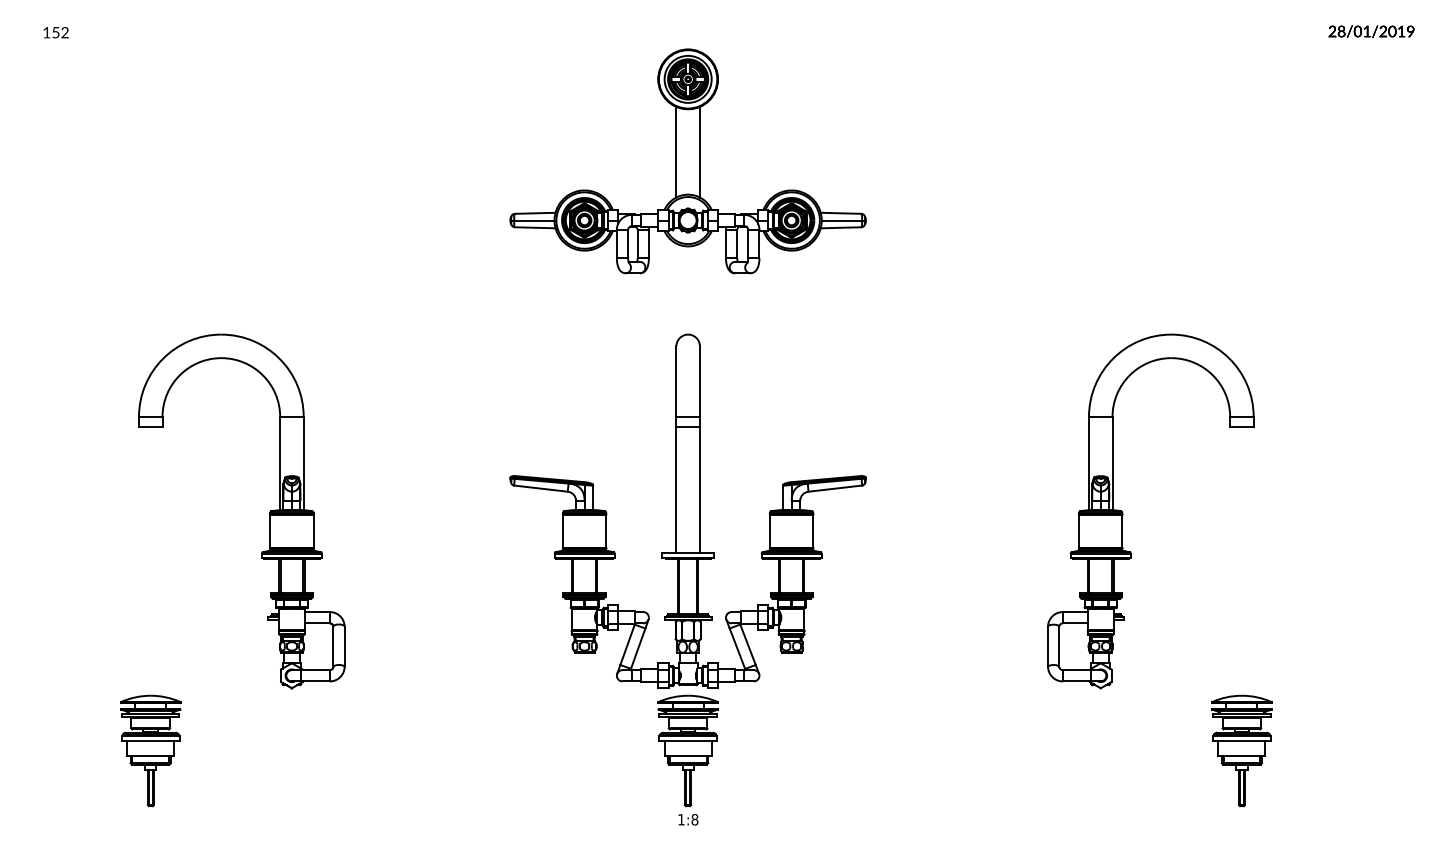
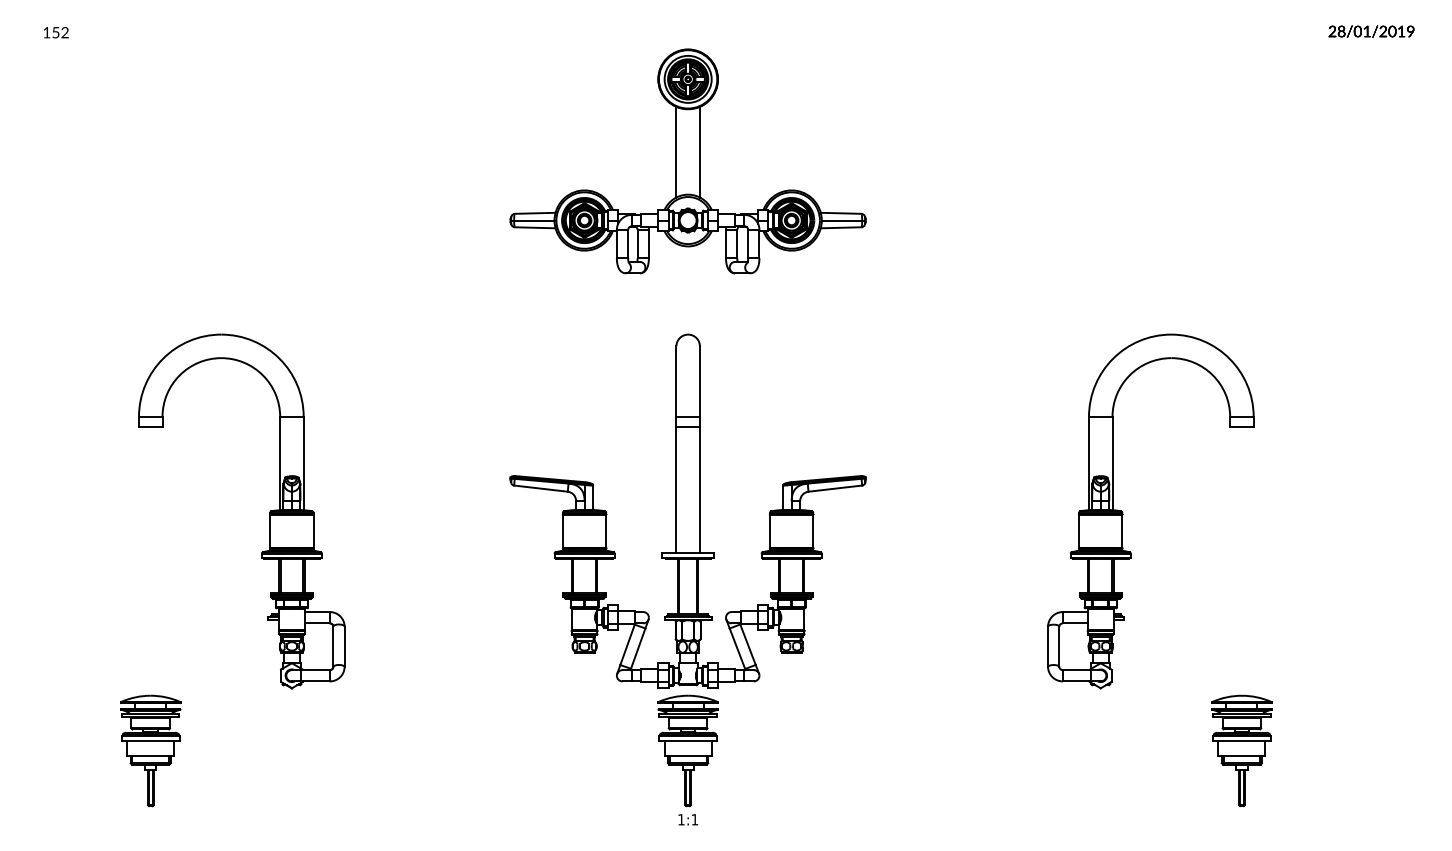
text: 1:8 -> 1:1 (694, 819)
